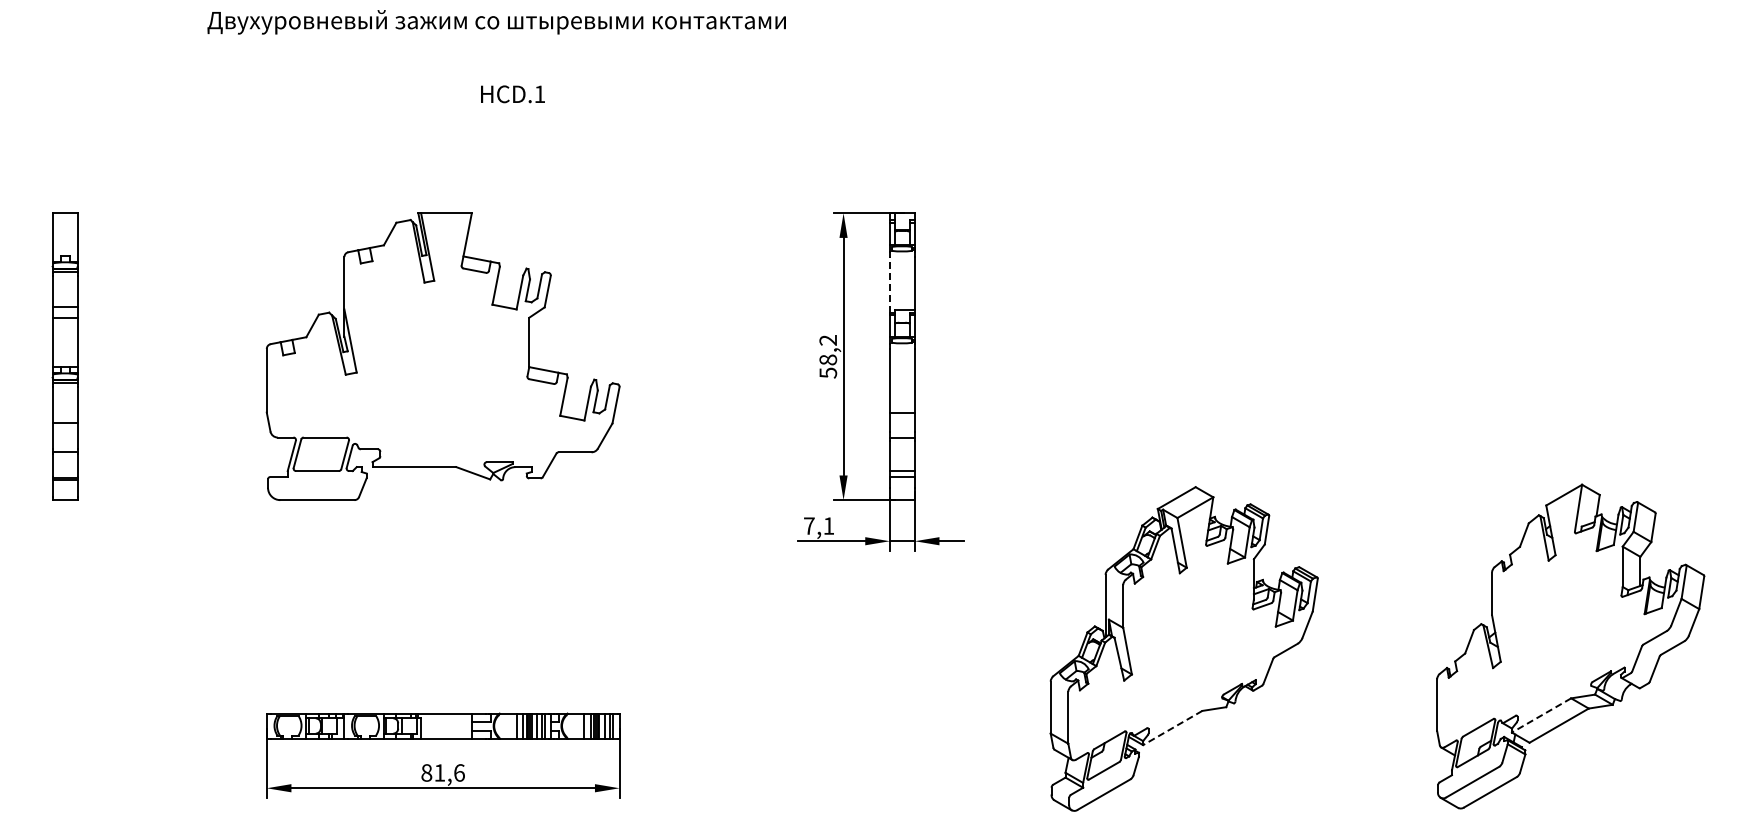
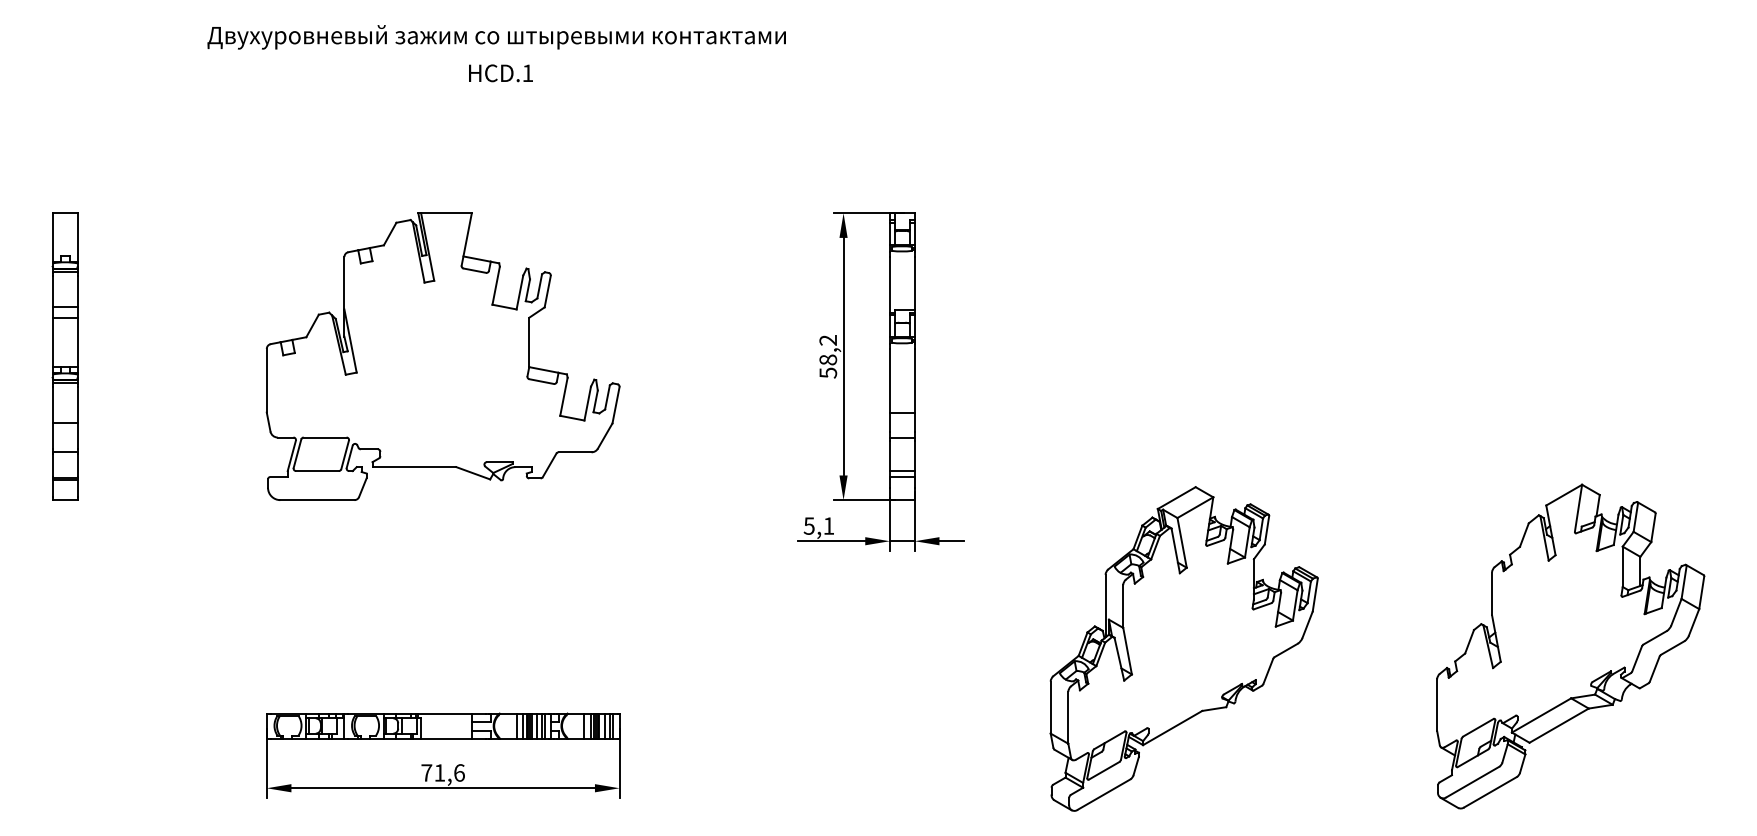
text position: (496, 22) -> (496, 37) (496, 37)
text position: (512, 94) -> (500, 73) (500, 73)
line: dashed -> solid (889, 284)
text: 7,1 -> 5,1 (808, 525)
line: dashed -> solid (1541, 715)
line: dashed -> solid (1172, 728)
text: 81,6 -> 71,6 (426, 772)
